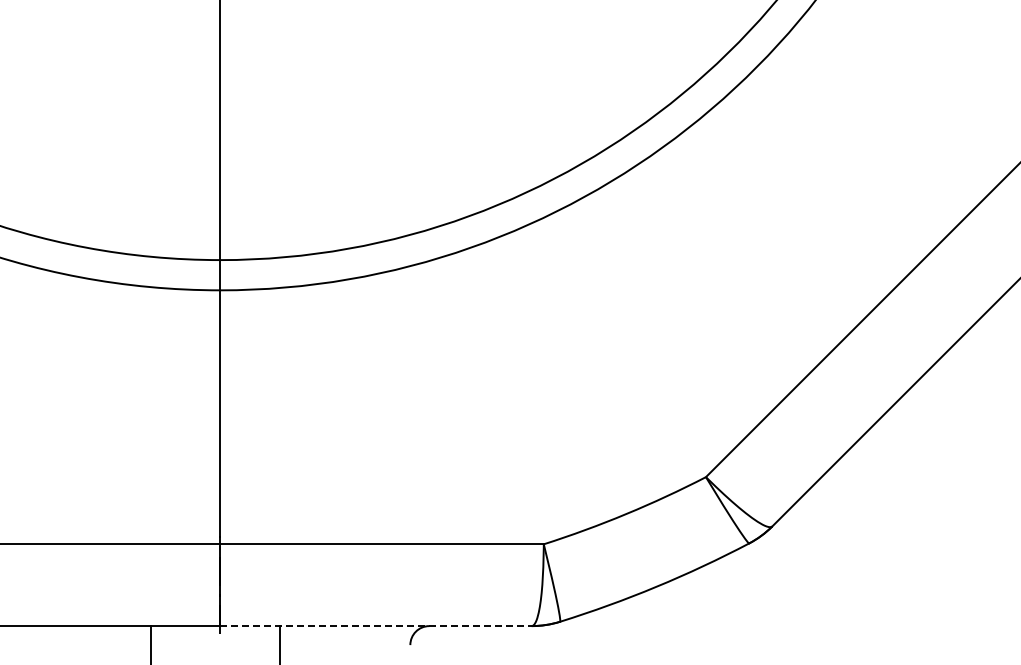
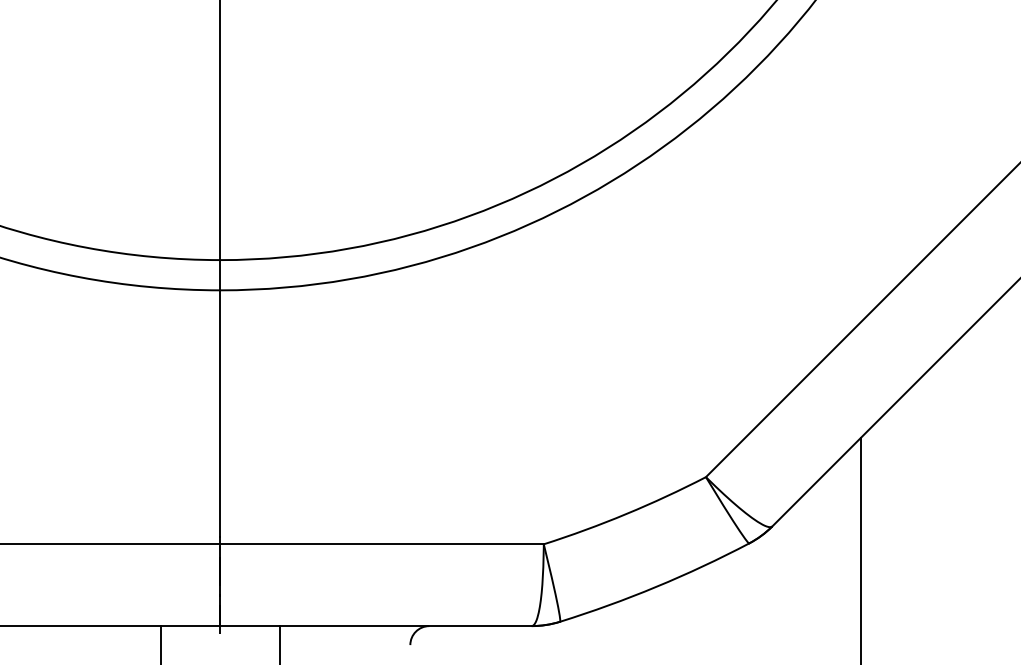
line: none -> present (861, 549)
line: dashed -> solid (376, 626)
line position: (151, 643) -> (161, 643) (161, 643)
